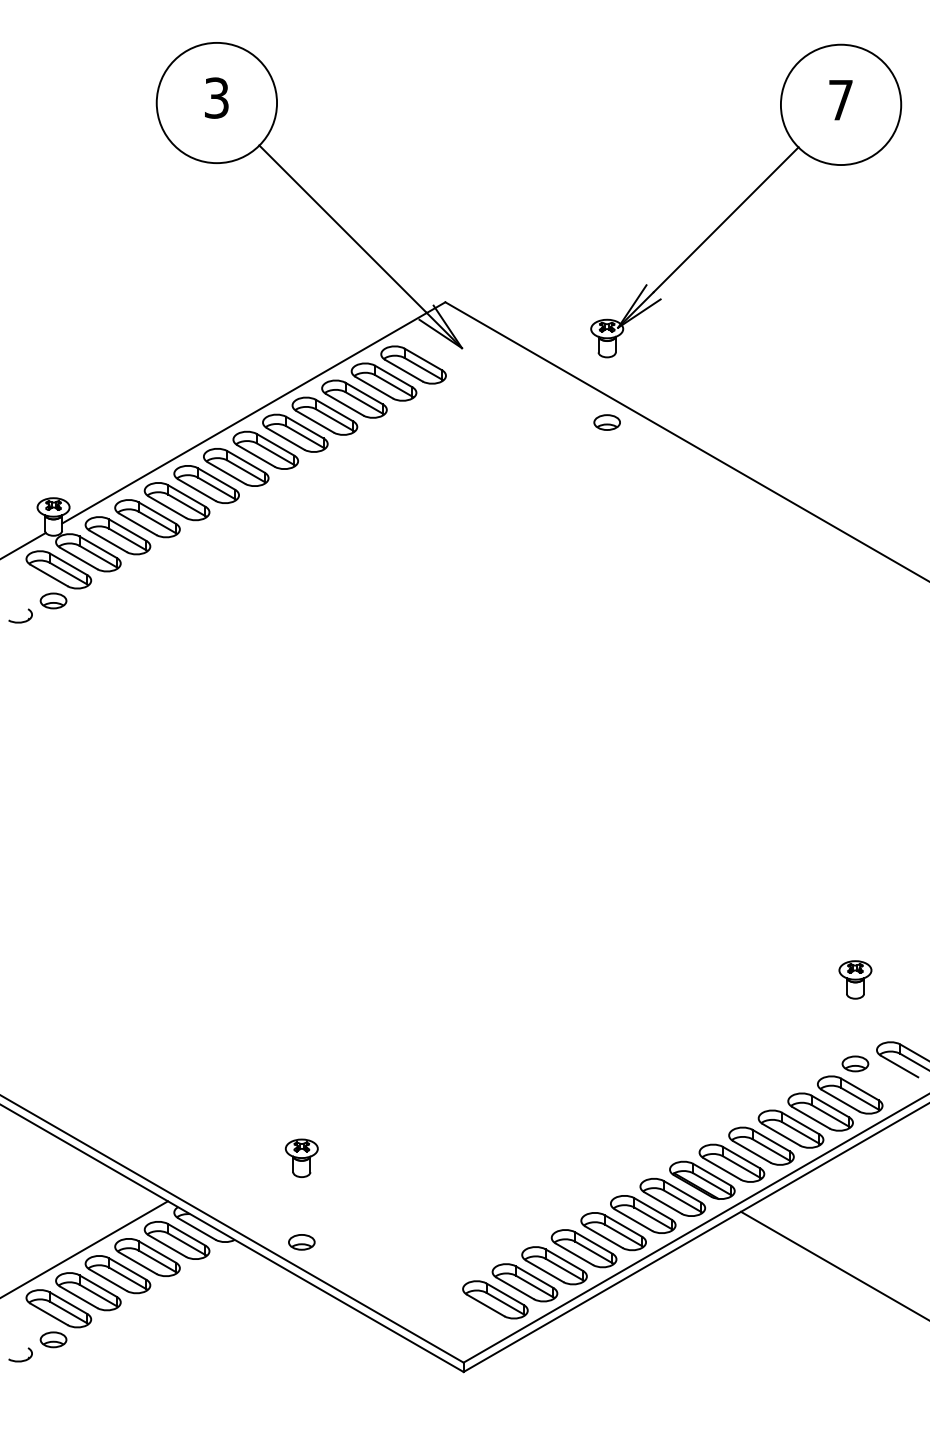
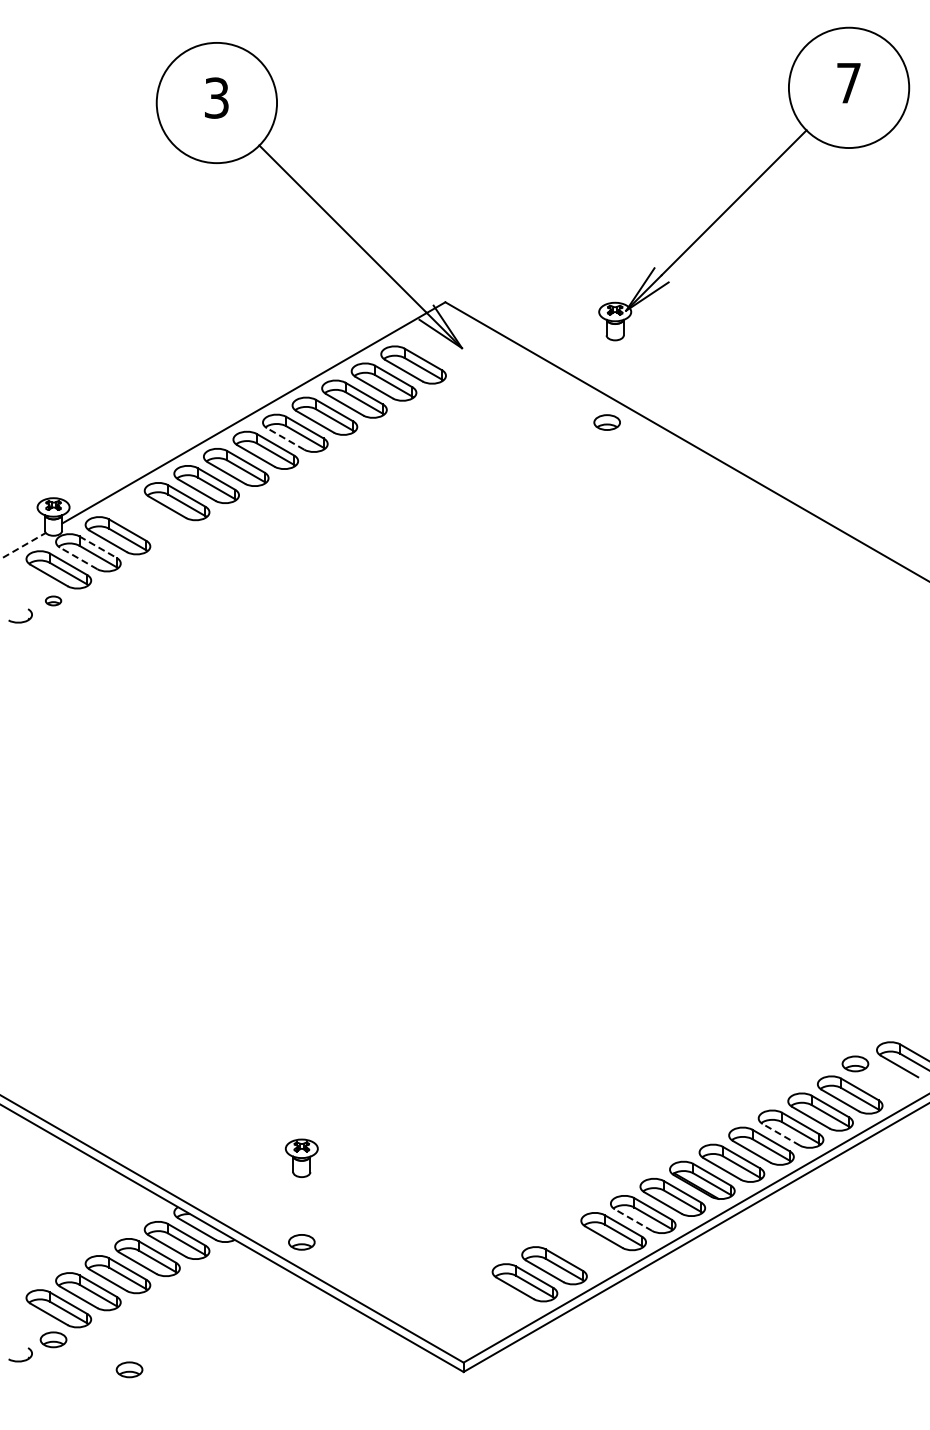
part position: (746, 200) -> (754, 183) (754, 183)
line: solid -> dashed (285, 438)
part: present -> none (147, 518)
line: solid -> dashed (23, 545)
line: solid -> dashed (98, 547)
line: solid -> dashed (78, 558)
part size: 29x18 px -> 18x12 px (53, 600)
part: present -> none (855, 979)
line: solid -> dashed (781, 1134)
line: solid -> dashed (633, 1220)
line: present -> none (84, 1248)
part: present -> none (583, 1248)
line: present -> none (833, 1264)
part: present -> none (495, 1299)
part: none -> present (129, 1369)
